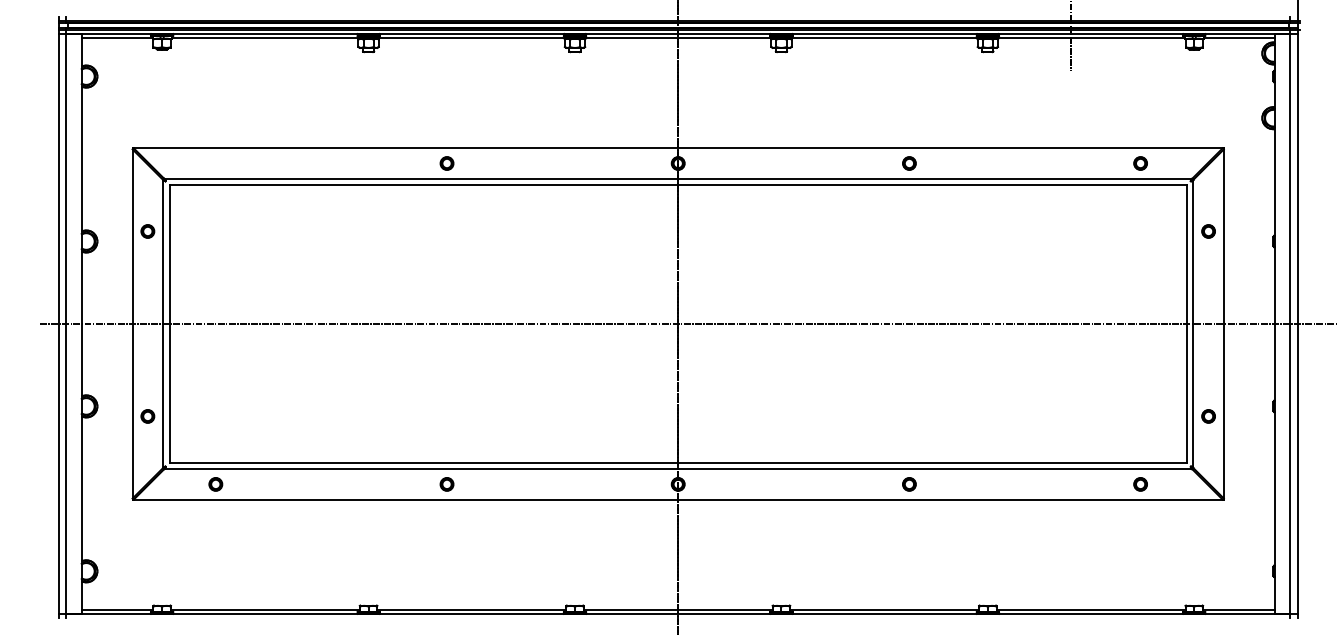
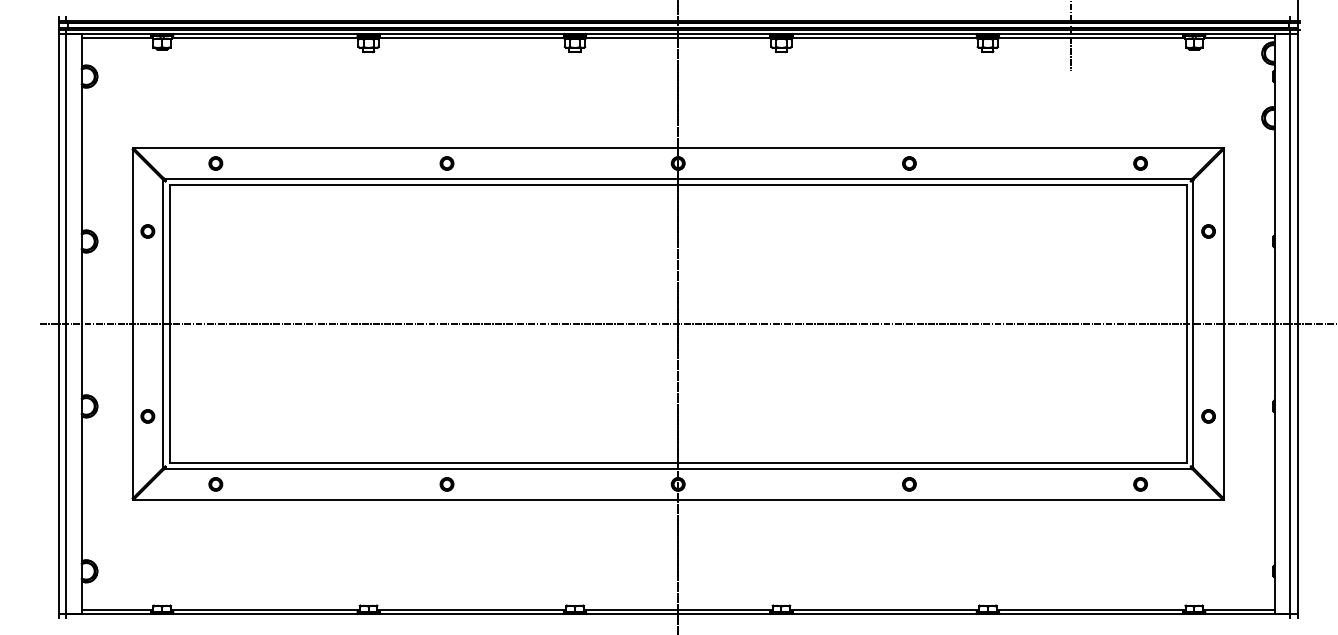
part: none -> present (215, 163)
